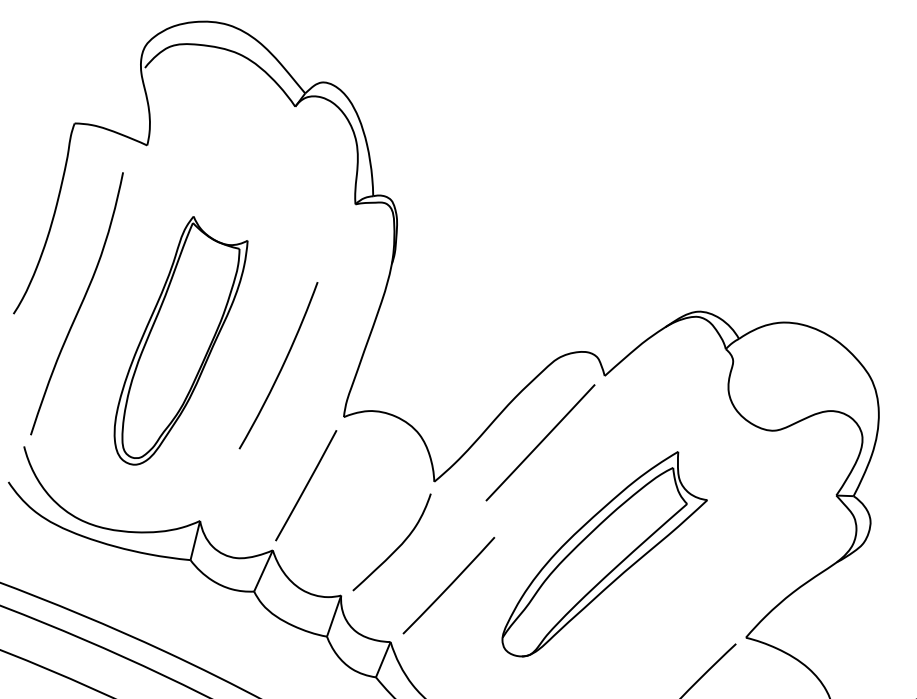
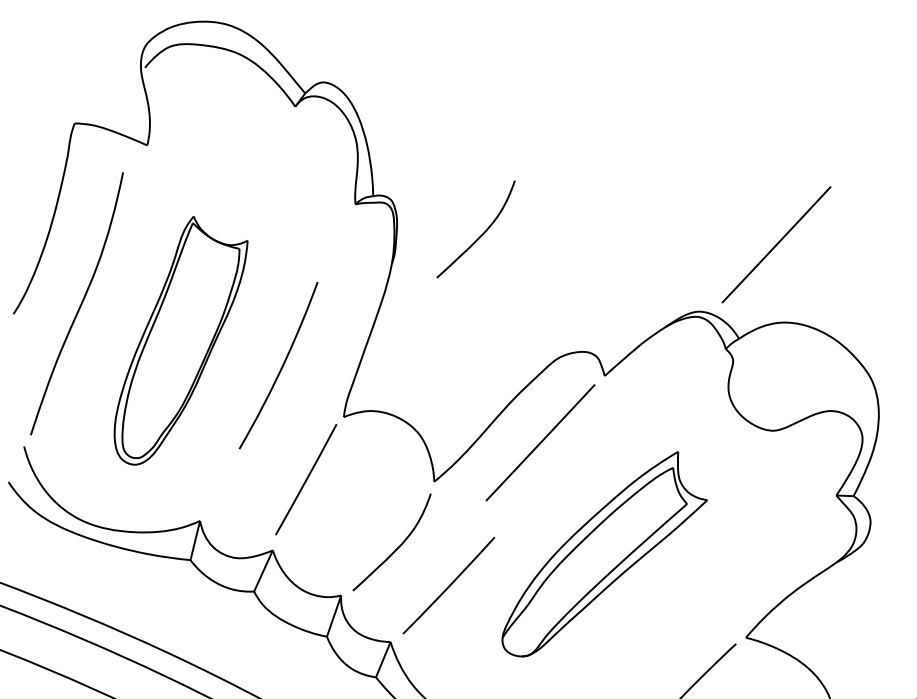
curve: none -> present (481, 234)
line: none -> present (776, 244)
line position: (306, 485) -> (306, 479) (306, 479)
